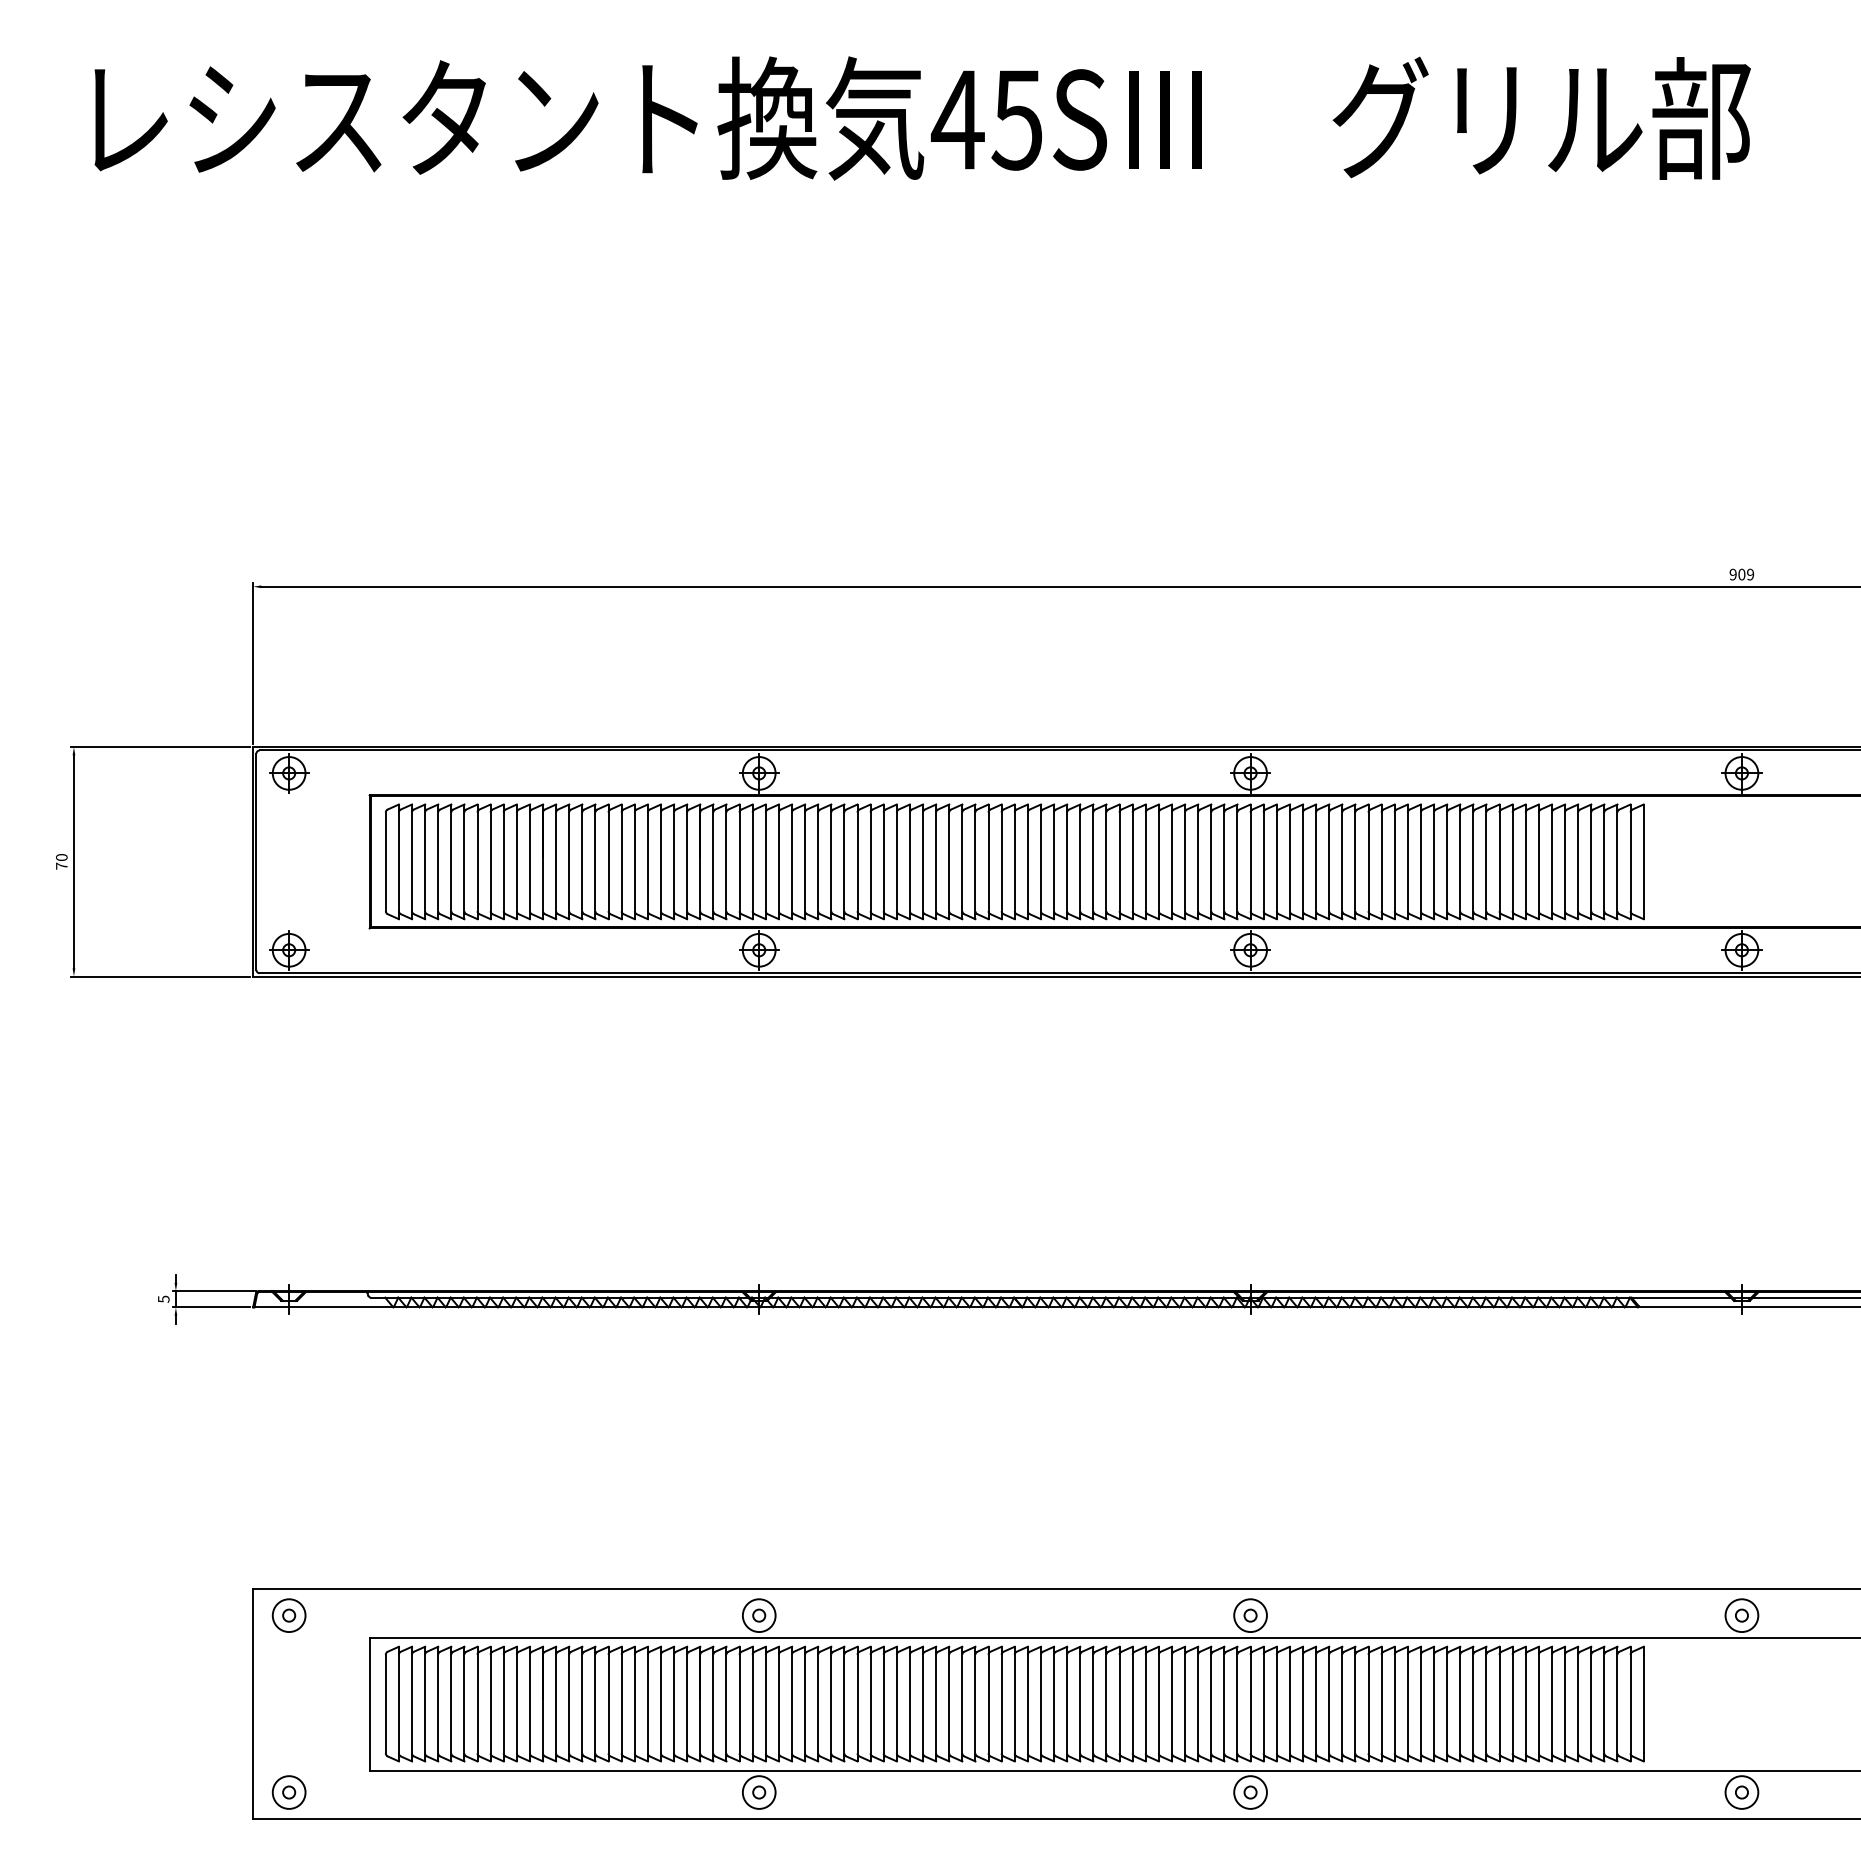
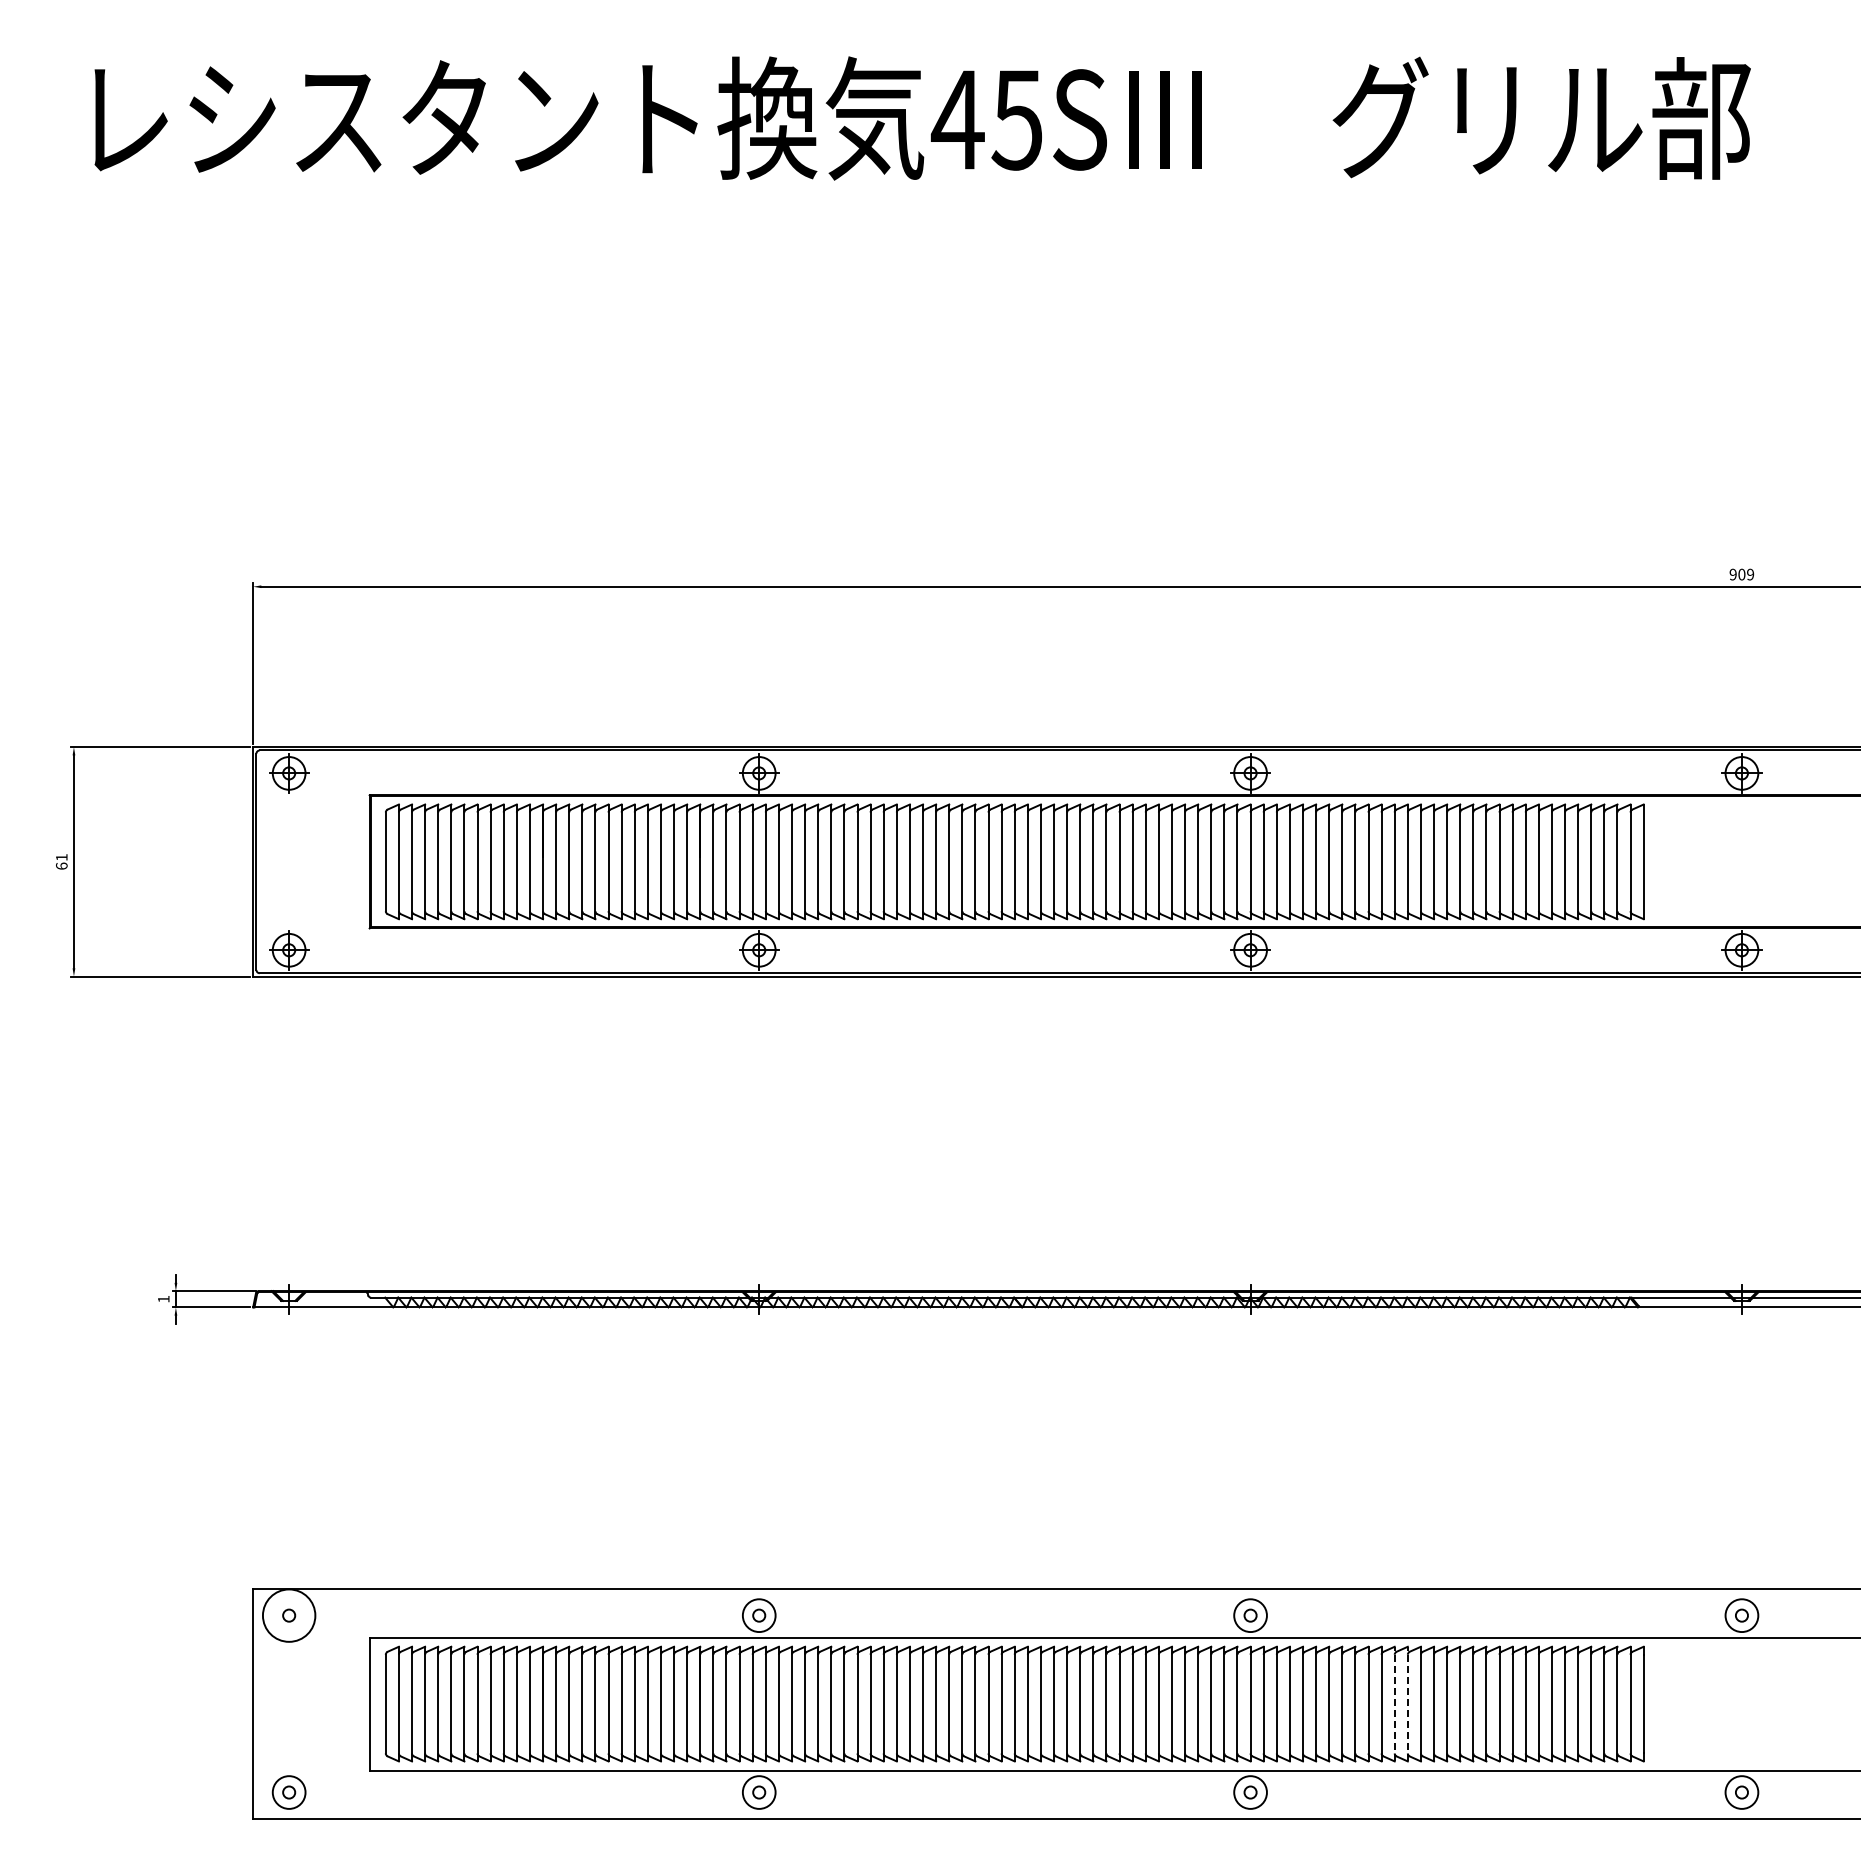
text: 70 -> 61 (61, 861)
text: 5 -> 1 (163, 1298)
circle diameter: 33 px -> 52 px (288, 1615)
line: solid -> dashed (1394, 1703)
line: solid -> dashed (1407, 1703)
